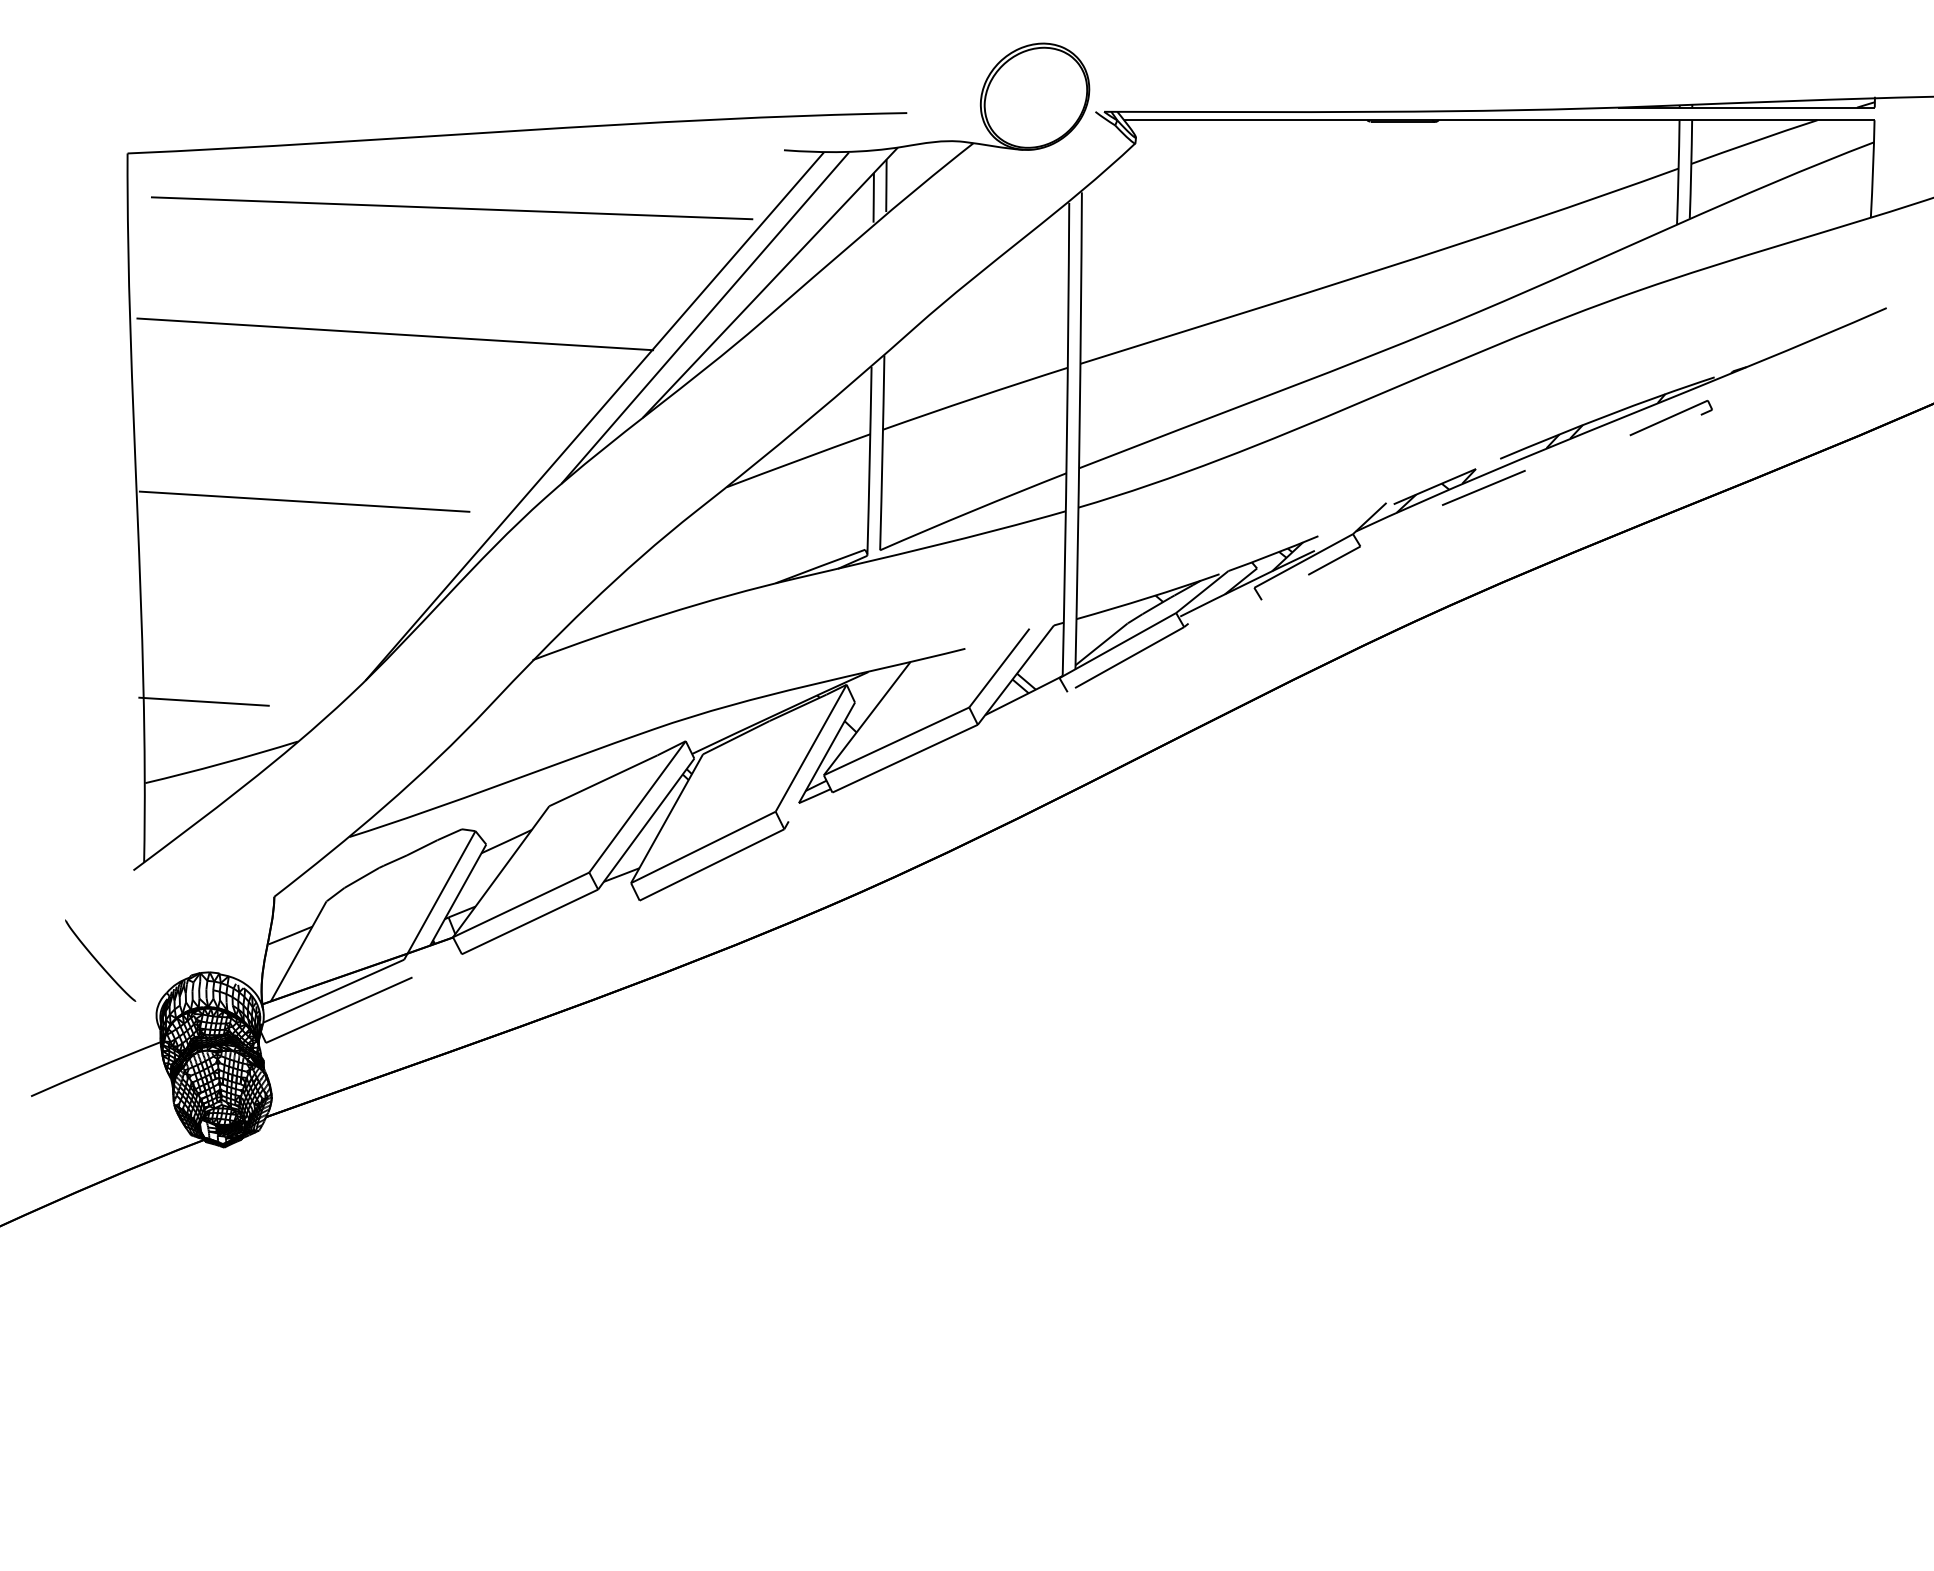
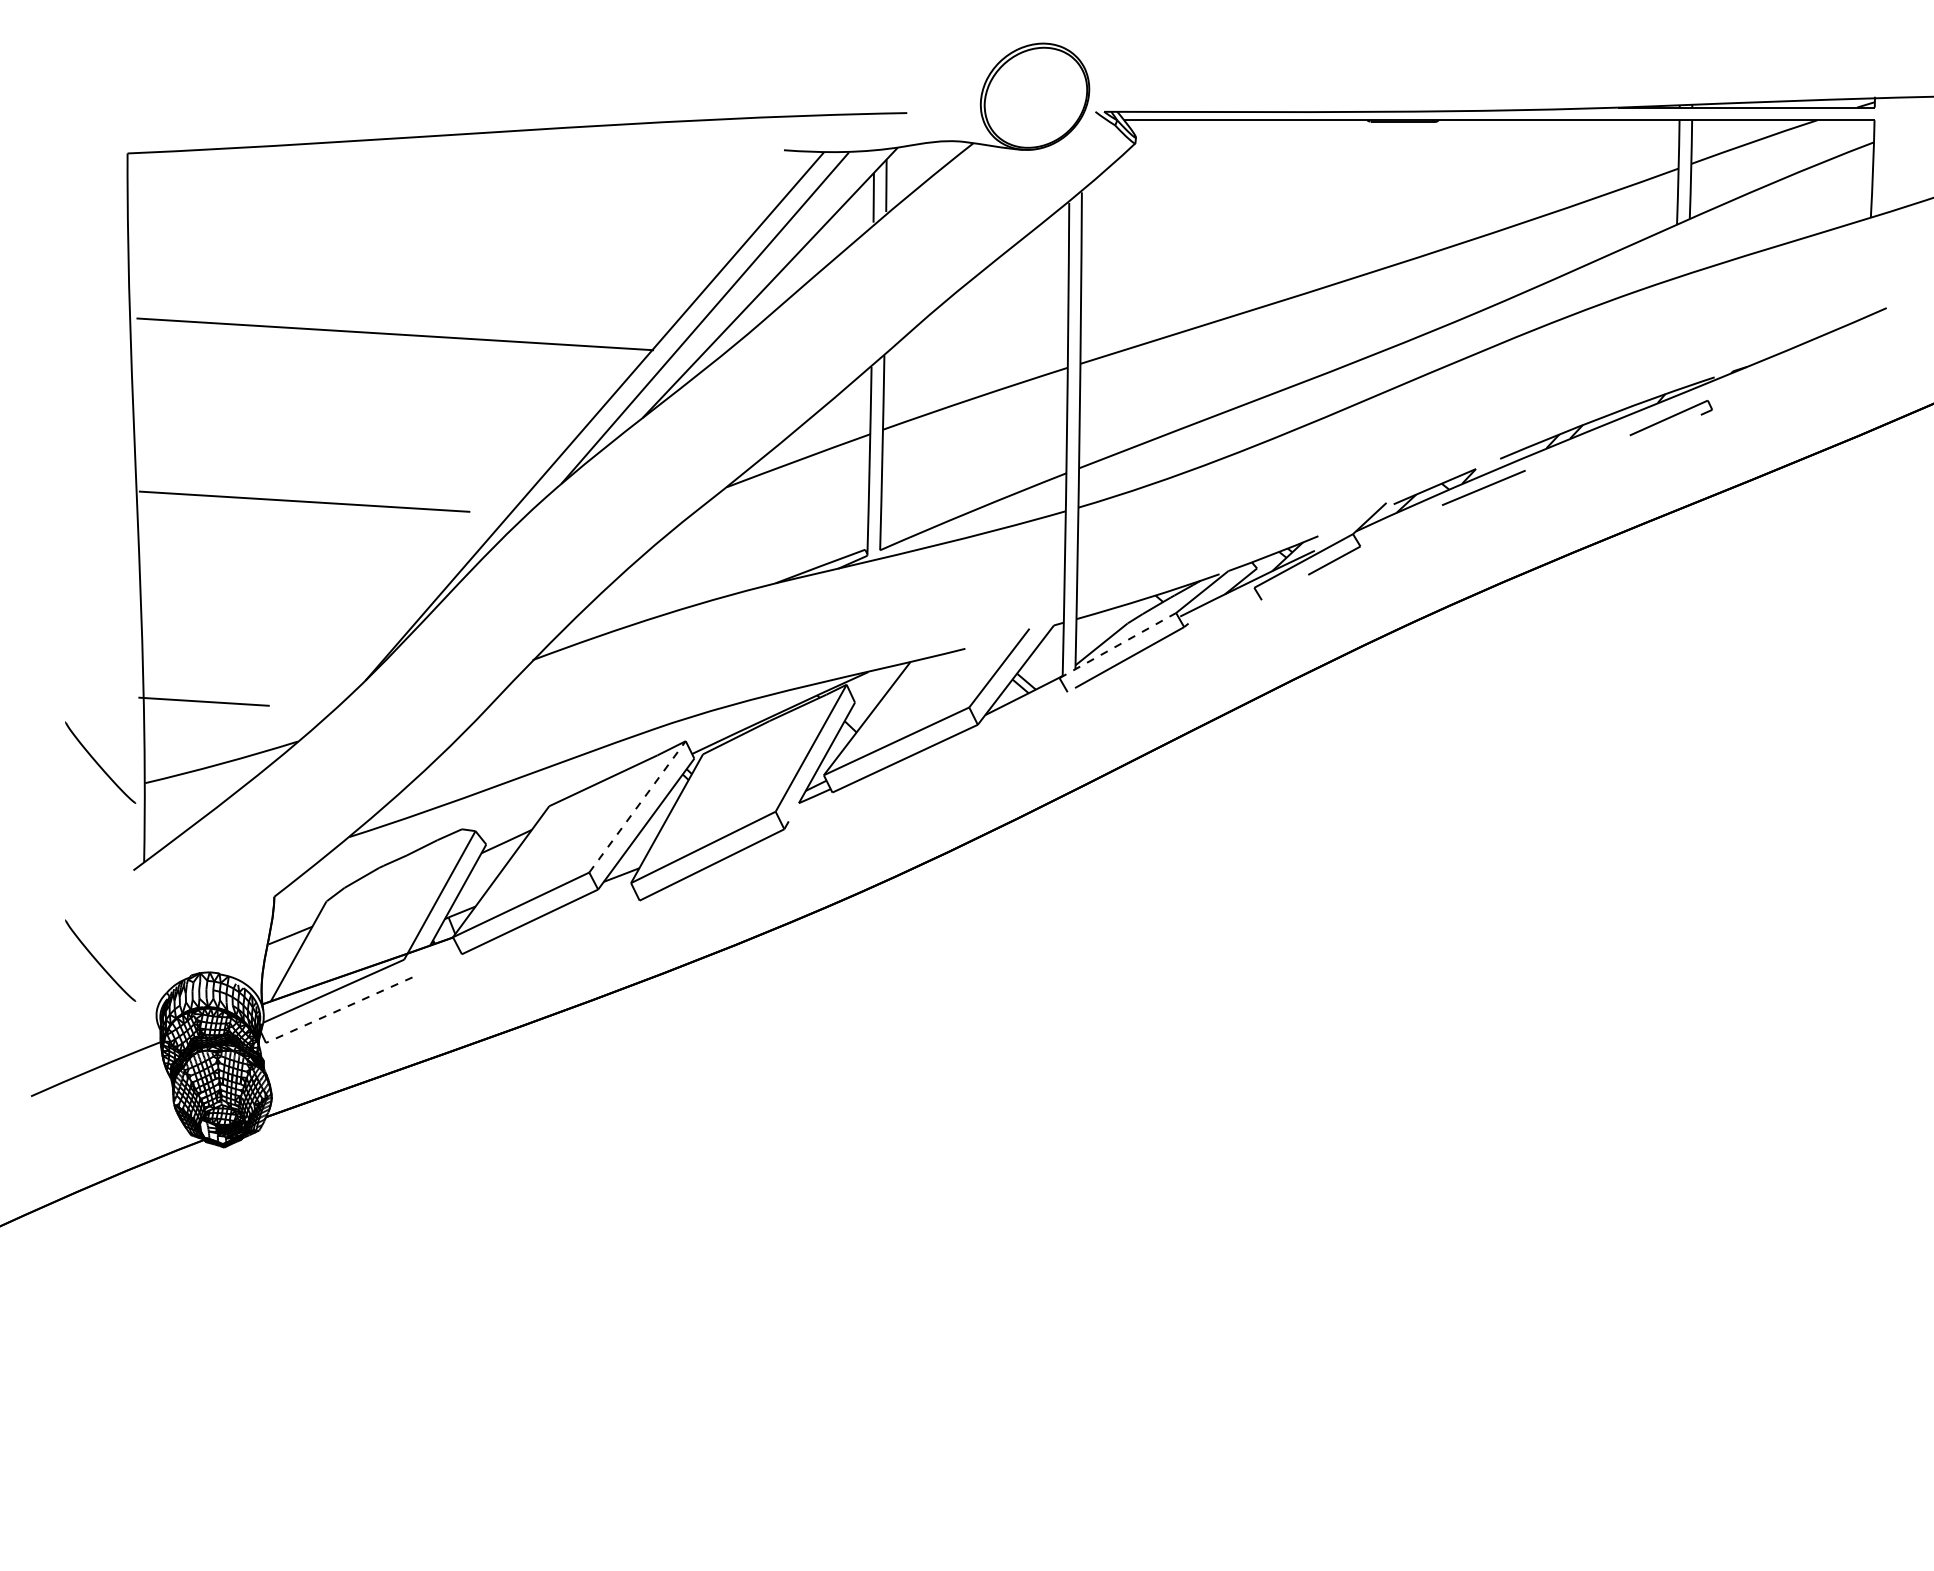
line: present -> none (452, 208)
line: solid -> dashed (1117, 645)
curve: none -> present (98, 763)
line: solid -> dashed (637, 806)
line: solid -> dashed (338, 1010)
